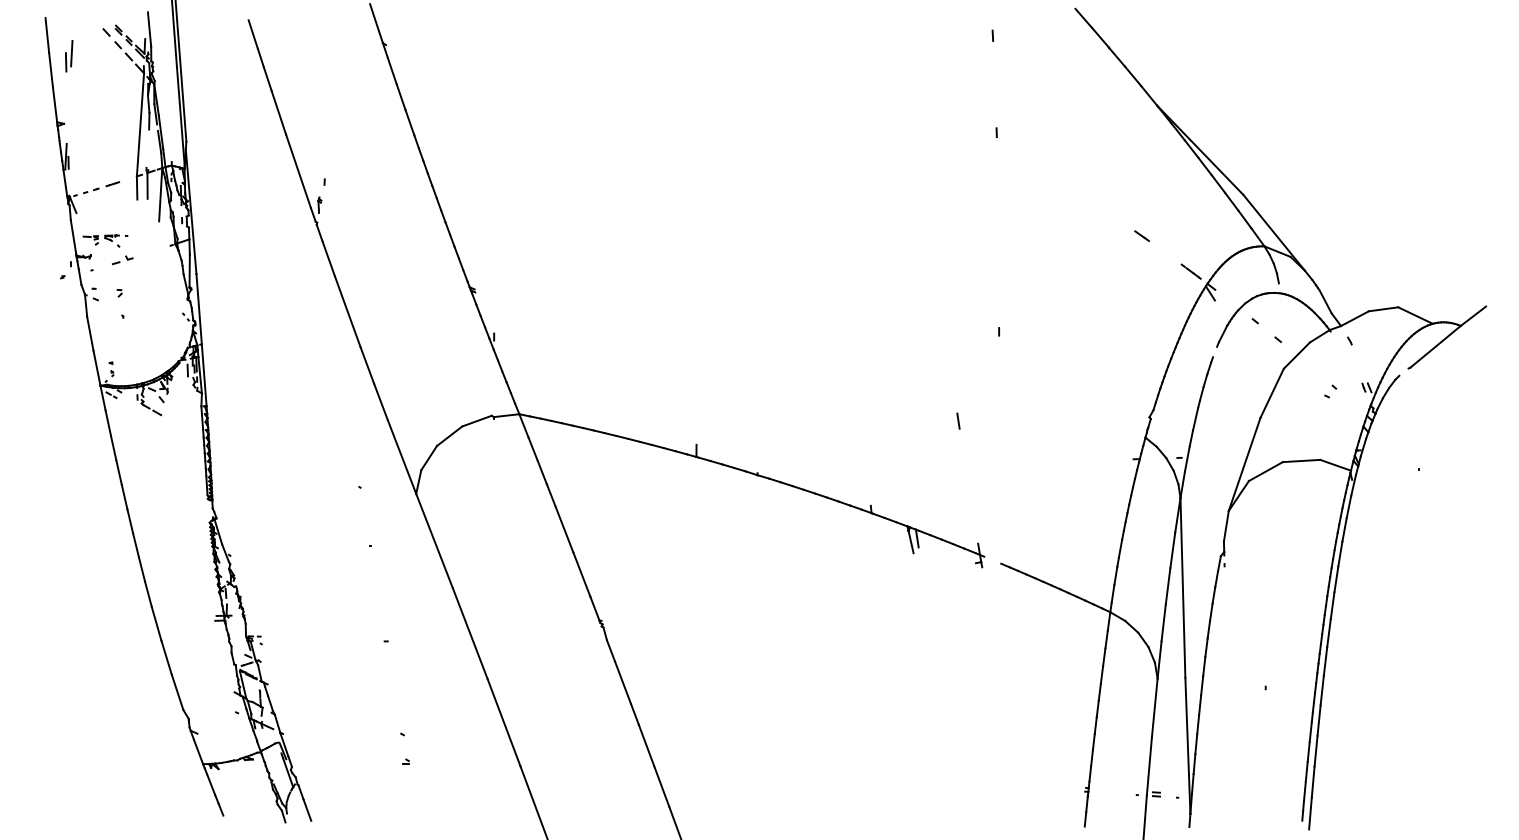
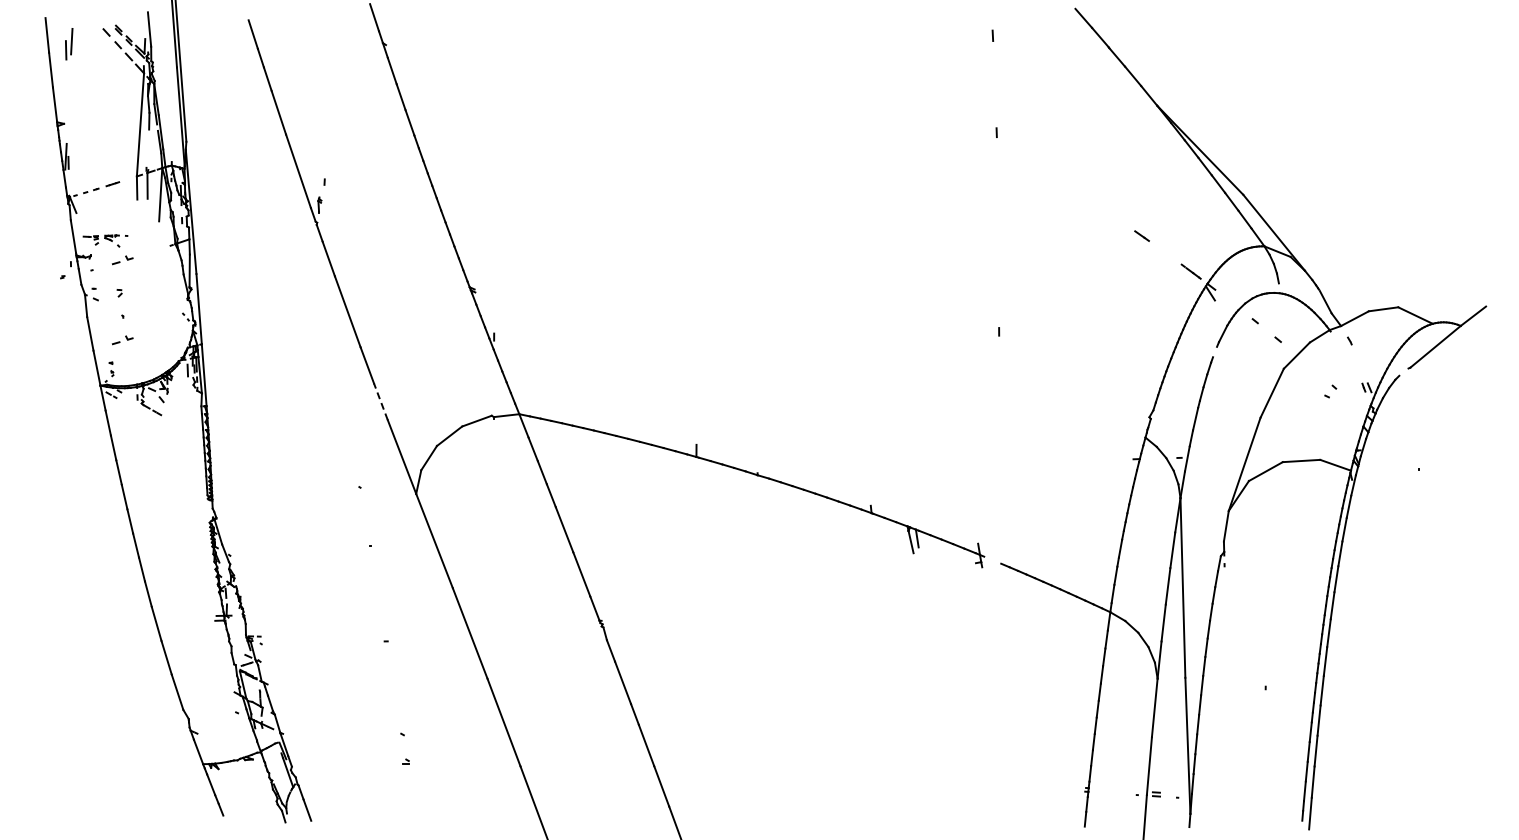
part position: (69, 56) -> (69, 44) (69, 44)
part: none -> present (122, 340)
line: solid -> dashed (380, 401)
line: present -> none (958, 420)
